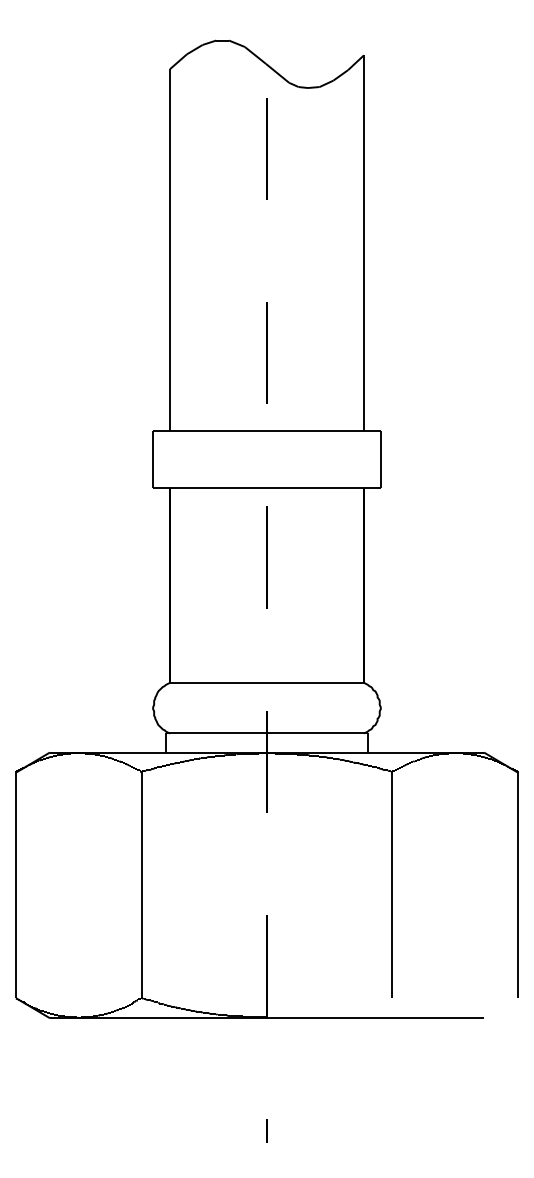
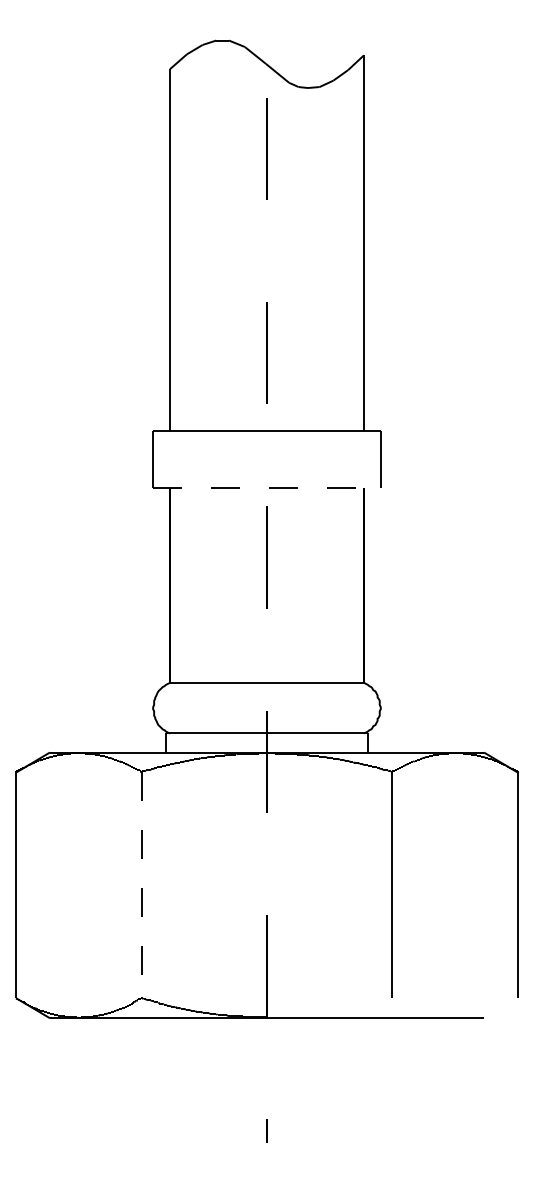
line: solid -> dashed (266, 487)
line: solid -> dashed (141, 885)
